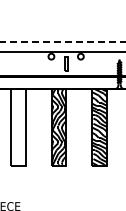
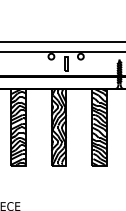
line: dashed -> solid (63, 41)
hatch: none -> present (18, 127)
